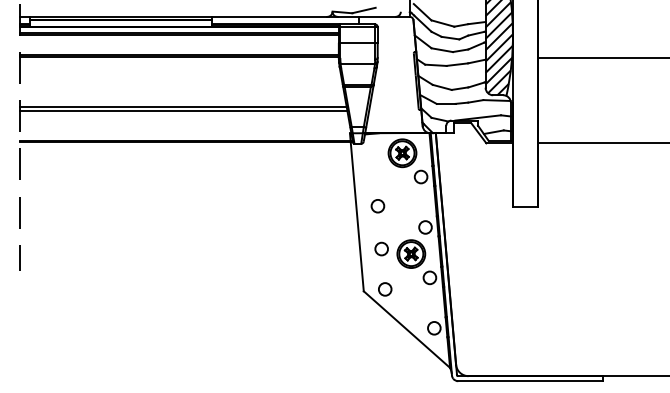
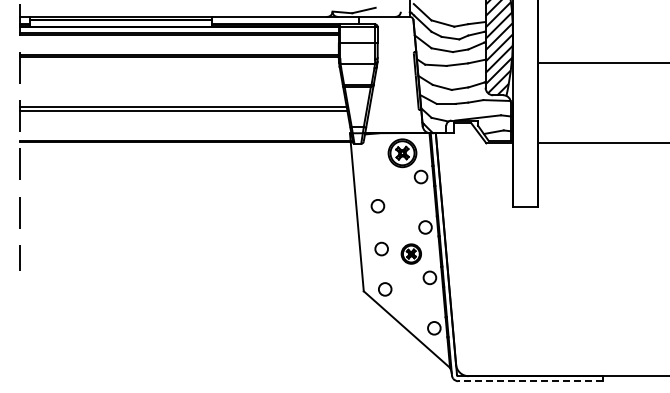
line position: (602, 57) -> (602, 62) (602, 62)
part size: 31x30 px -> 22x22 px (410, 253)
line: solid -> dashed (530, 381)
